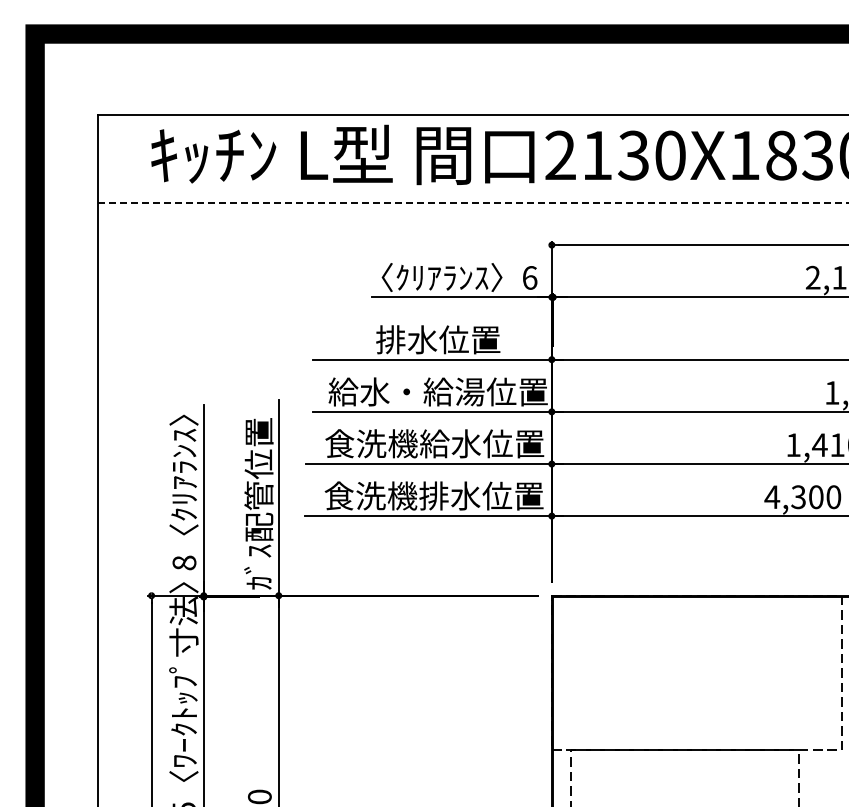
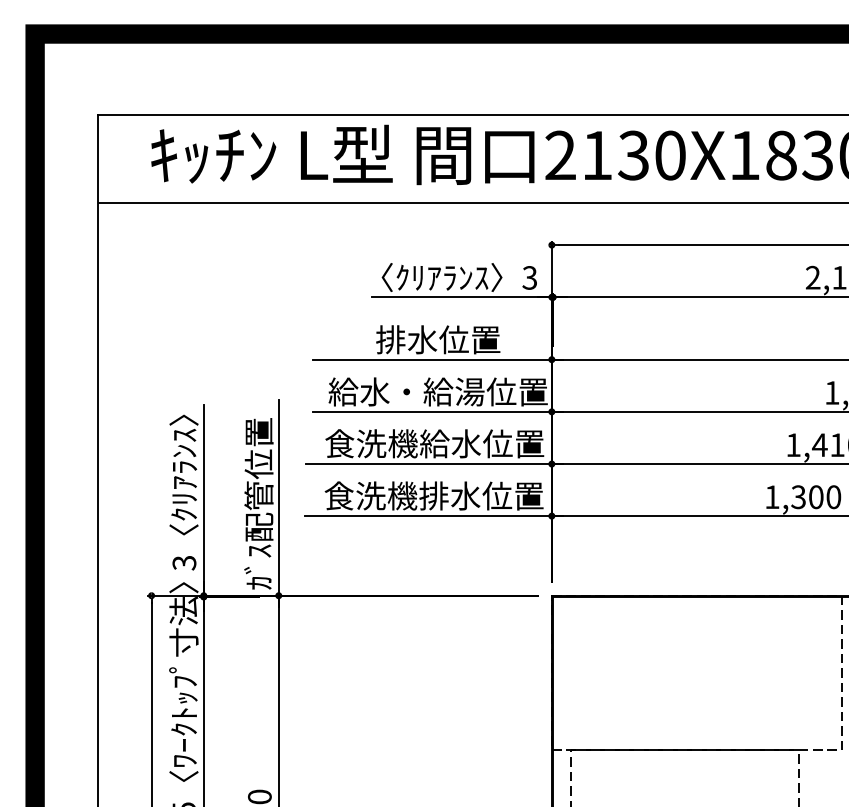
line: dashed -> solid (473, 202)
text: 6 -> 3 (529, 277)
text: 4,300 -> 1,300 (772, 496)
text: 8 -> 3 (184, 562)
